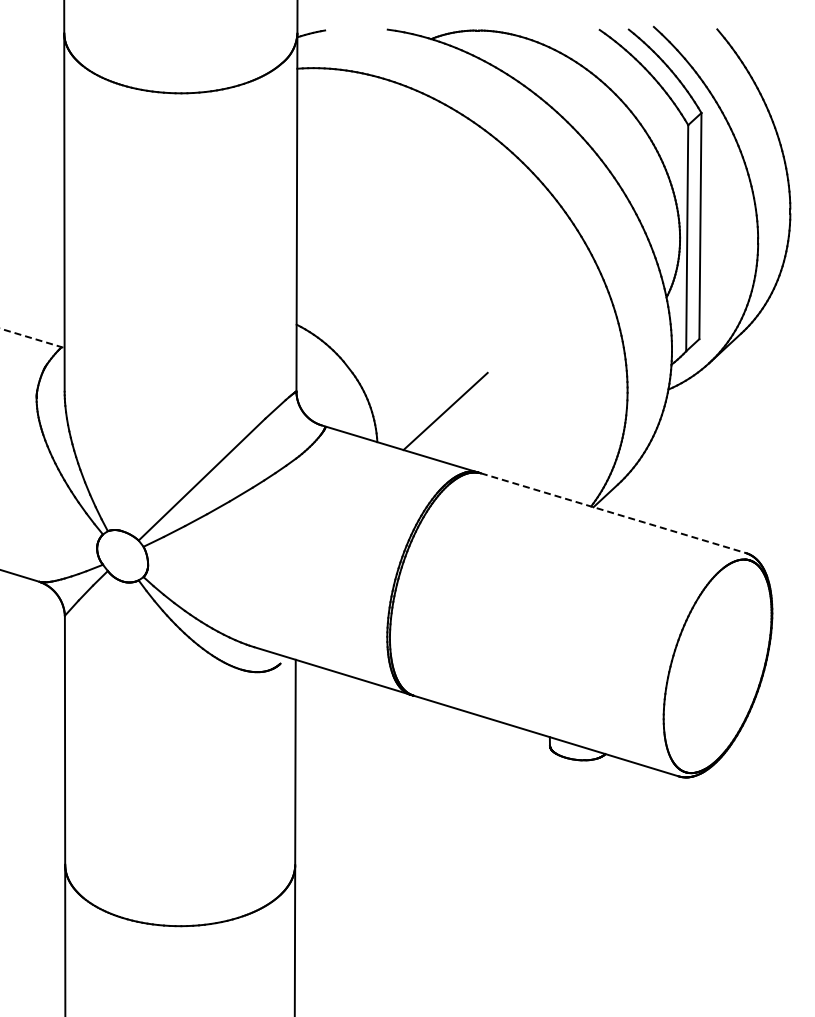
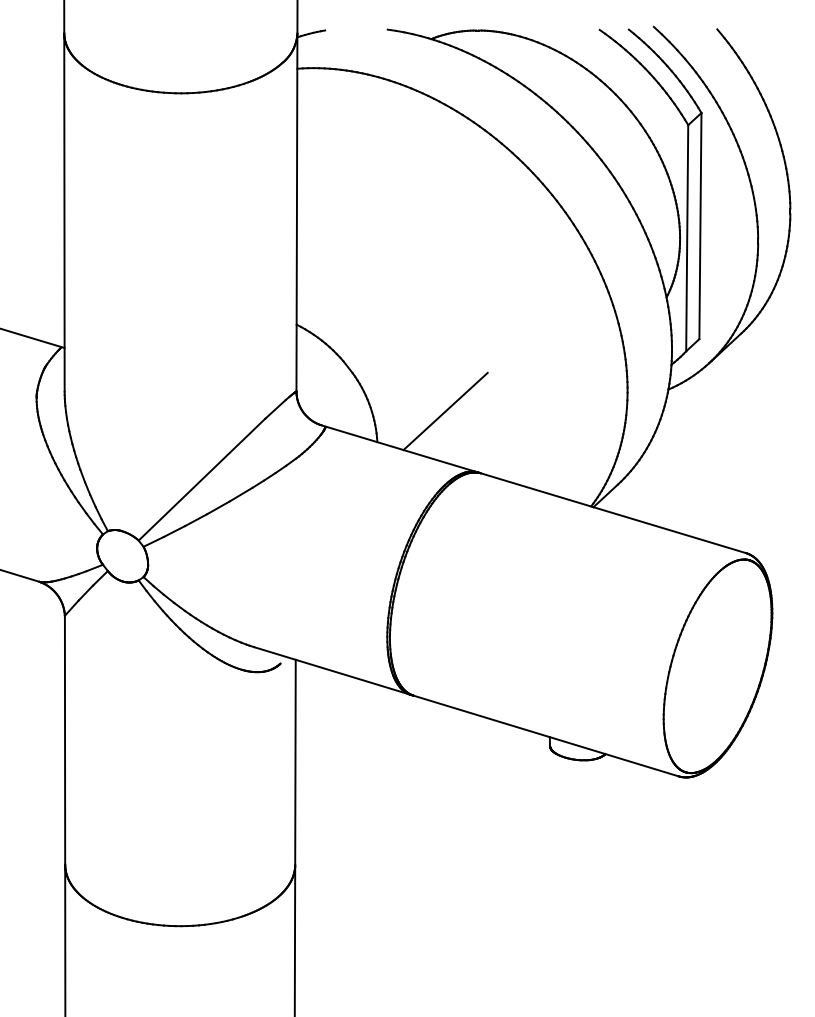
line: dashed -> solid (33, 338)
line: dashed -> solid (613, 513)
